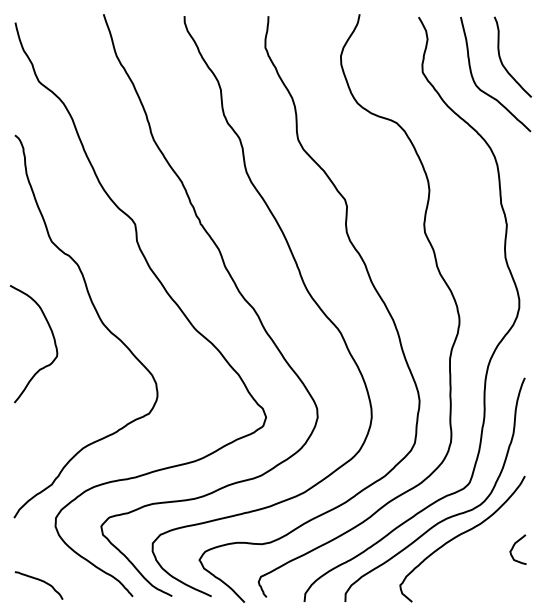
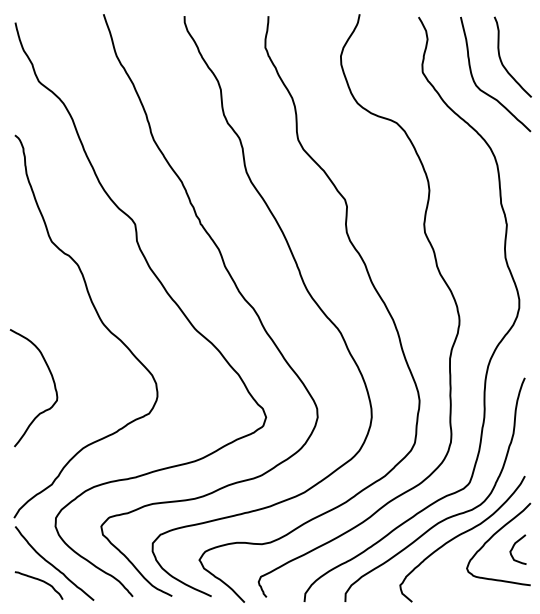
curve position: (53, 340) -> (53, 384) (53, 384)
curve: none -> present (492, 537)
curve: none -> present (54, 565)
